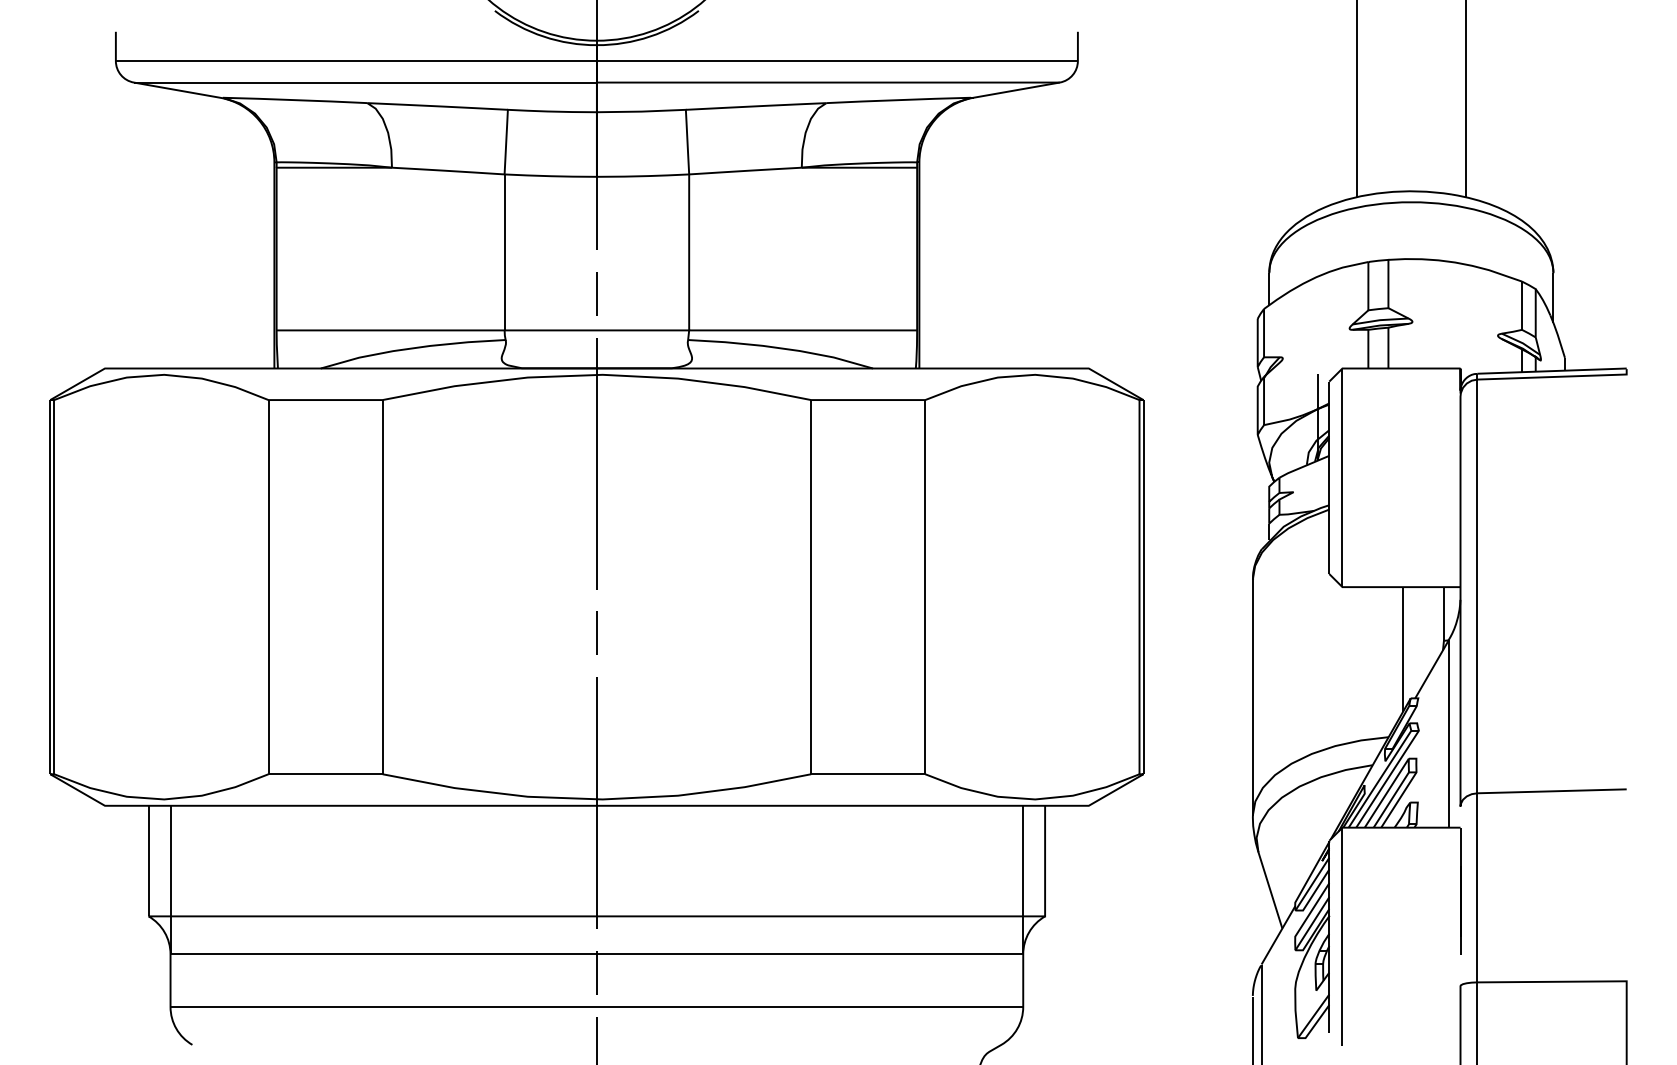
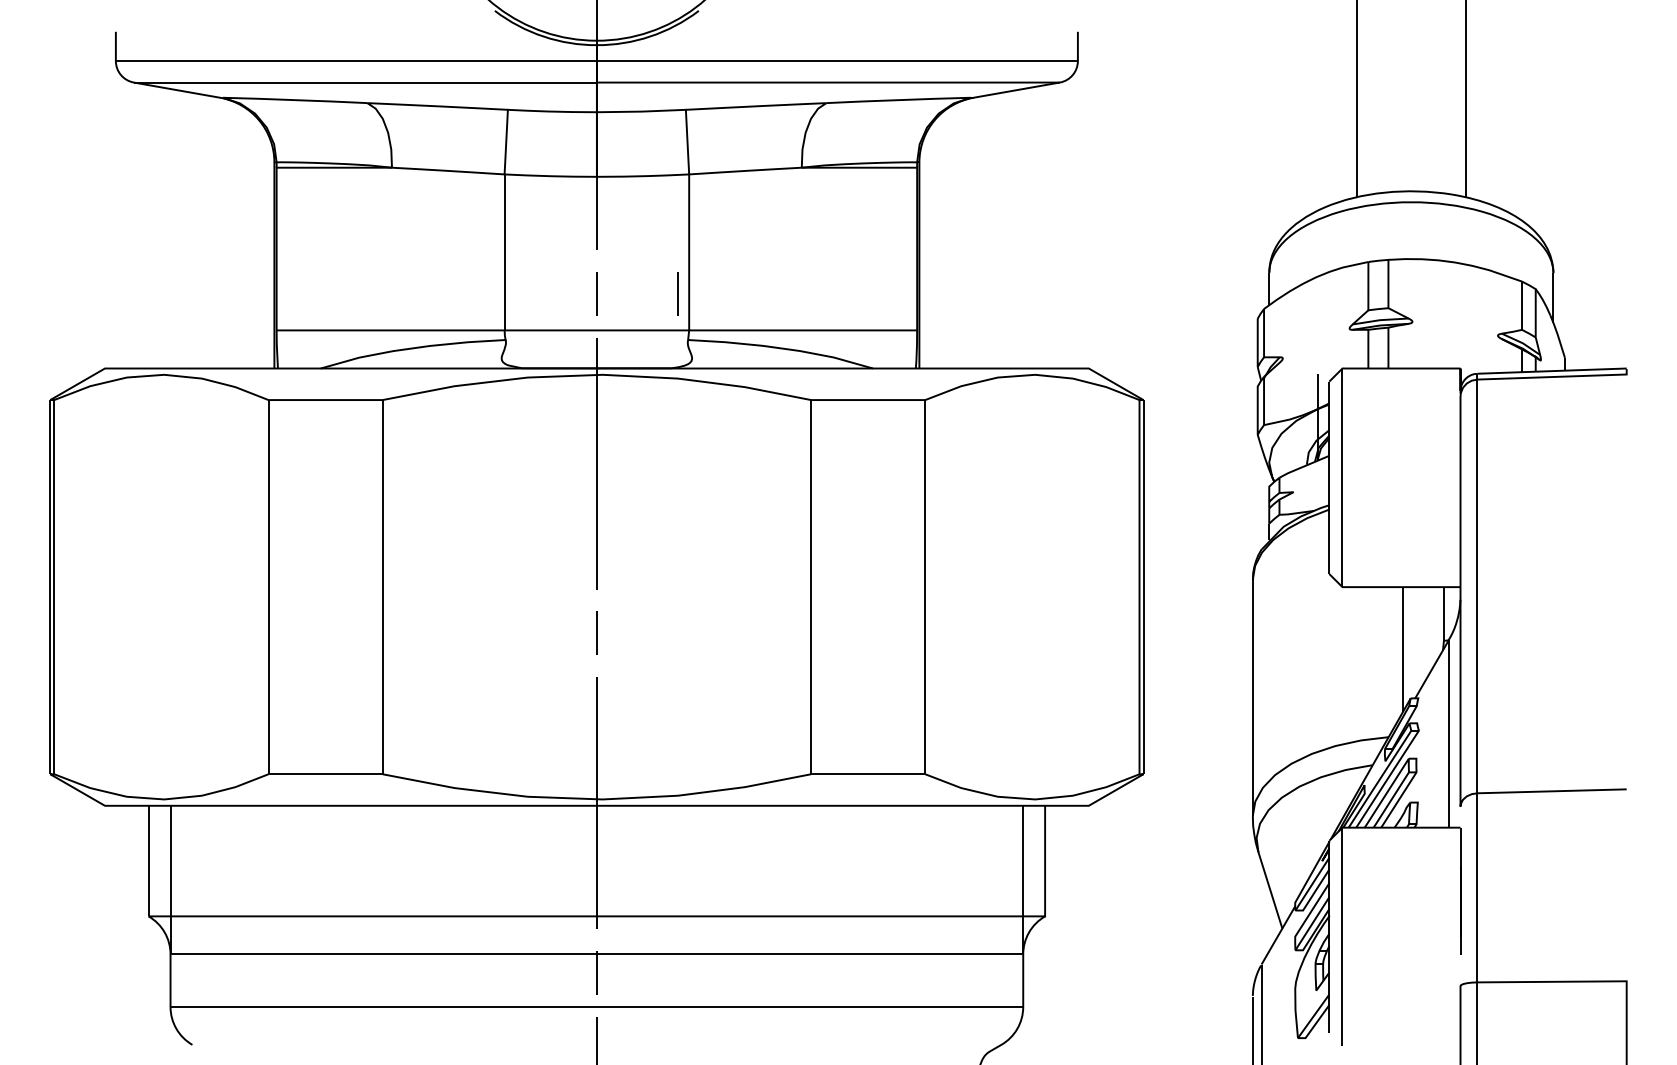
line: none -> present (677, 293)
